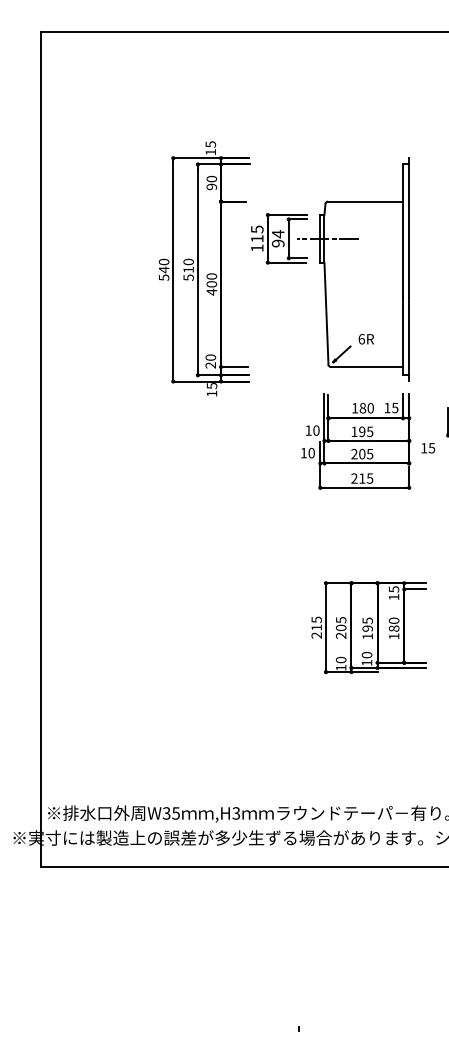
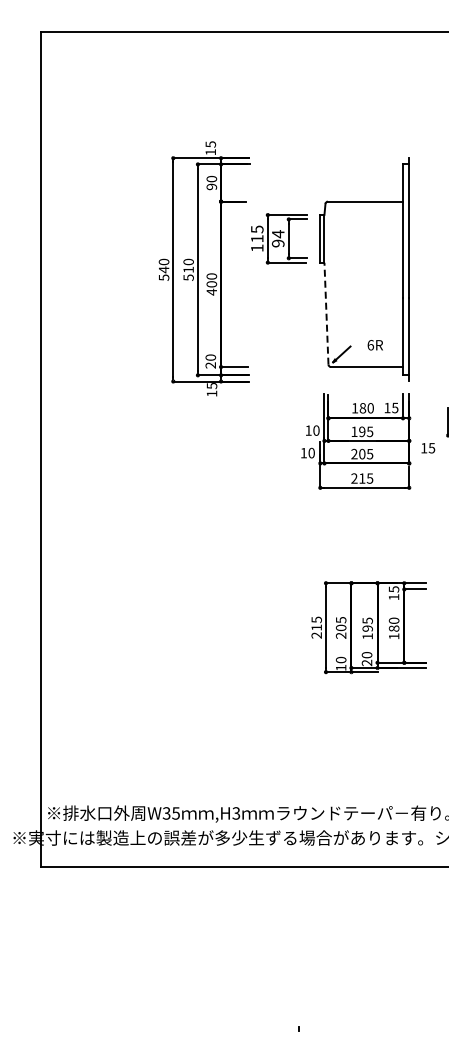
line: present -> none (328, 238)
line: solid -> dashed (326, 313)
text position: (365, 339) -> (374, 345) (374, 345)
text: 10 -> 20 (366, 662)
